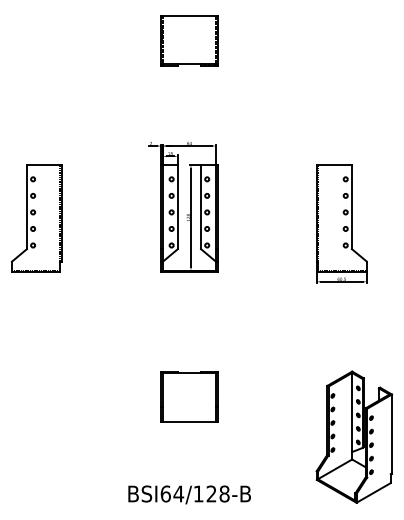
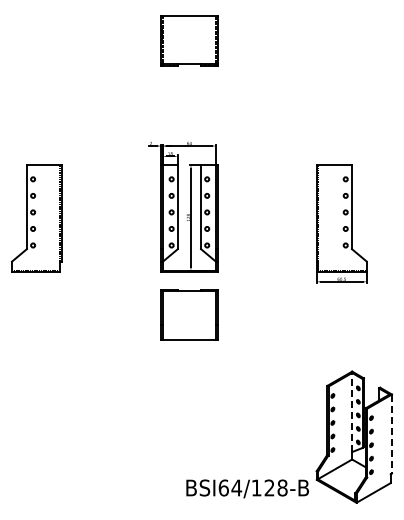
part position: (189, 396) -> (189, 314) (189, 314)
line: solid -> dashed (352, 412)
line: solid -> dashed (391, 434)
text position: (189, 494) -> (247, 488) (247, 488)
